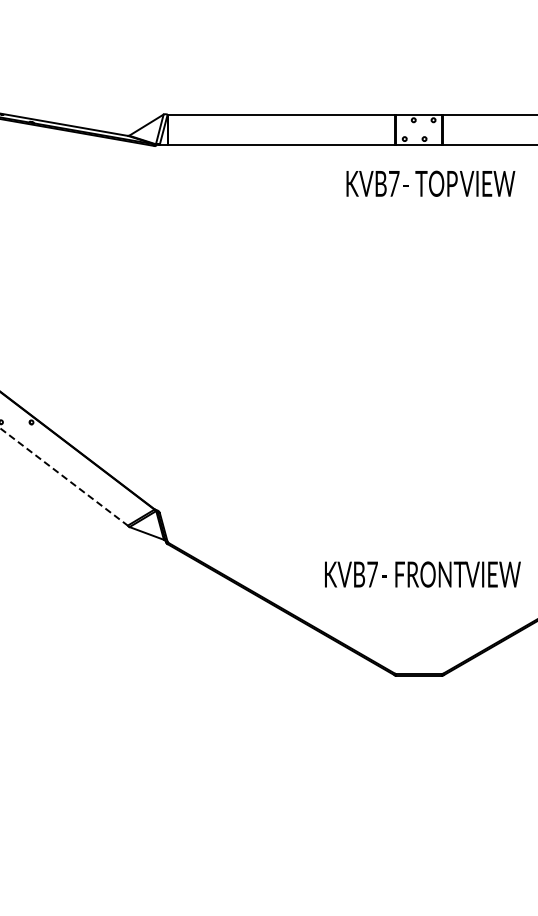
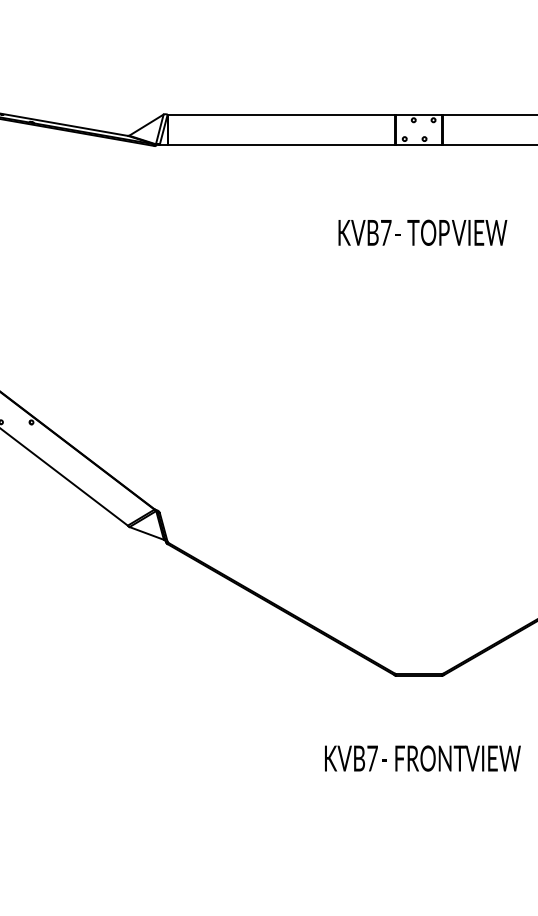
text position: (430, 183) -> (422, 232) (422, 232)
line: dashed -> solid (64, 477)
text position: (422, 574) -> (422, 758) (422, 758)
